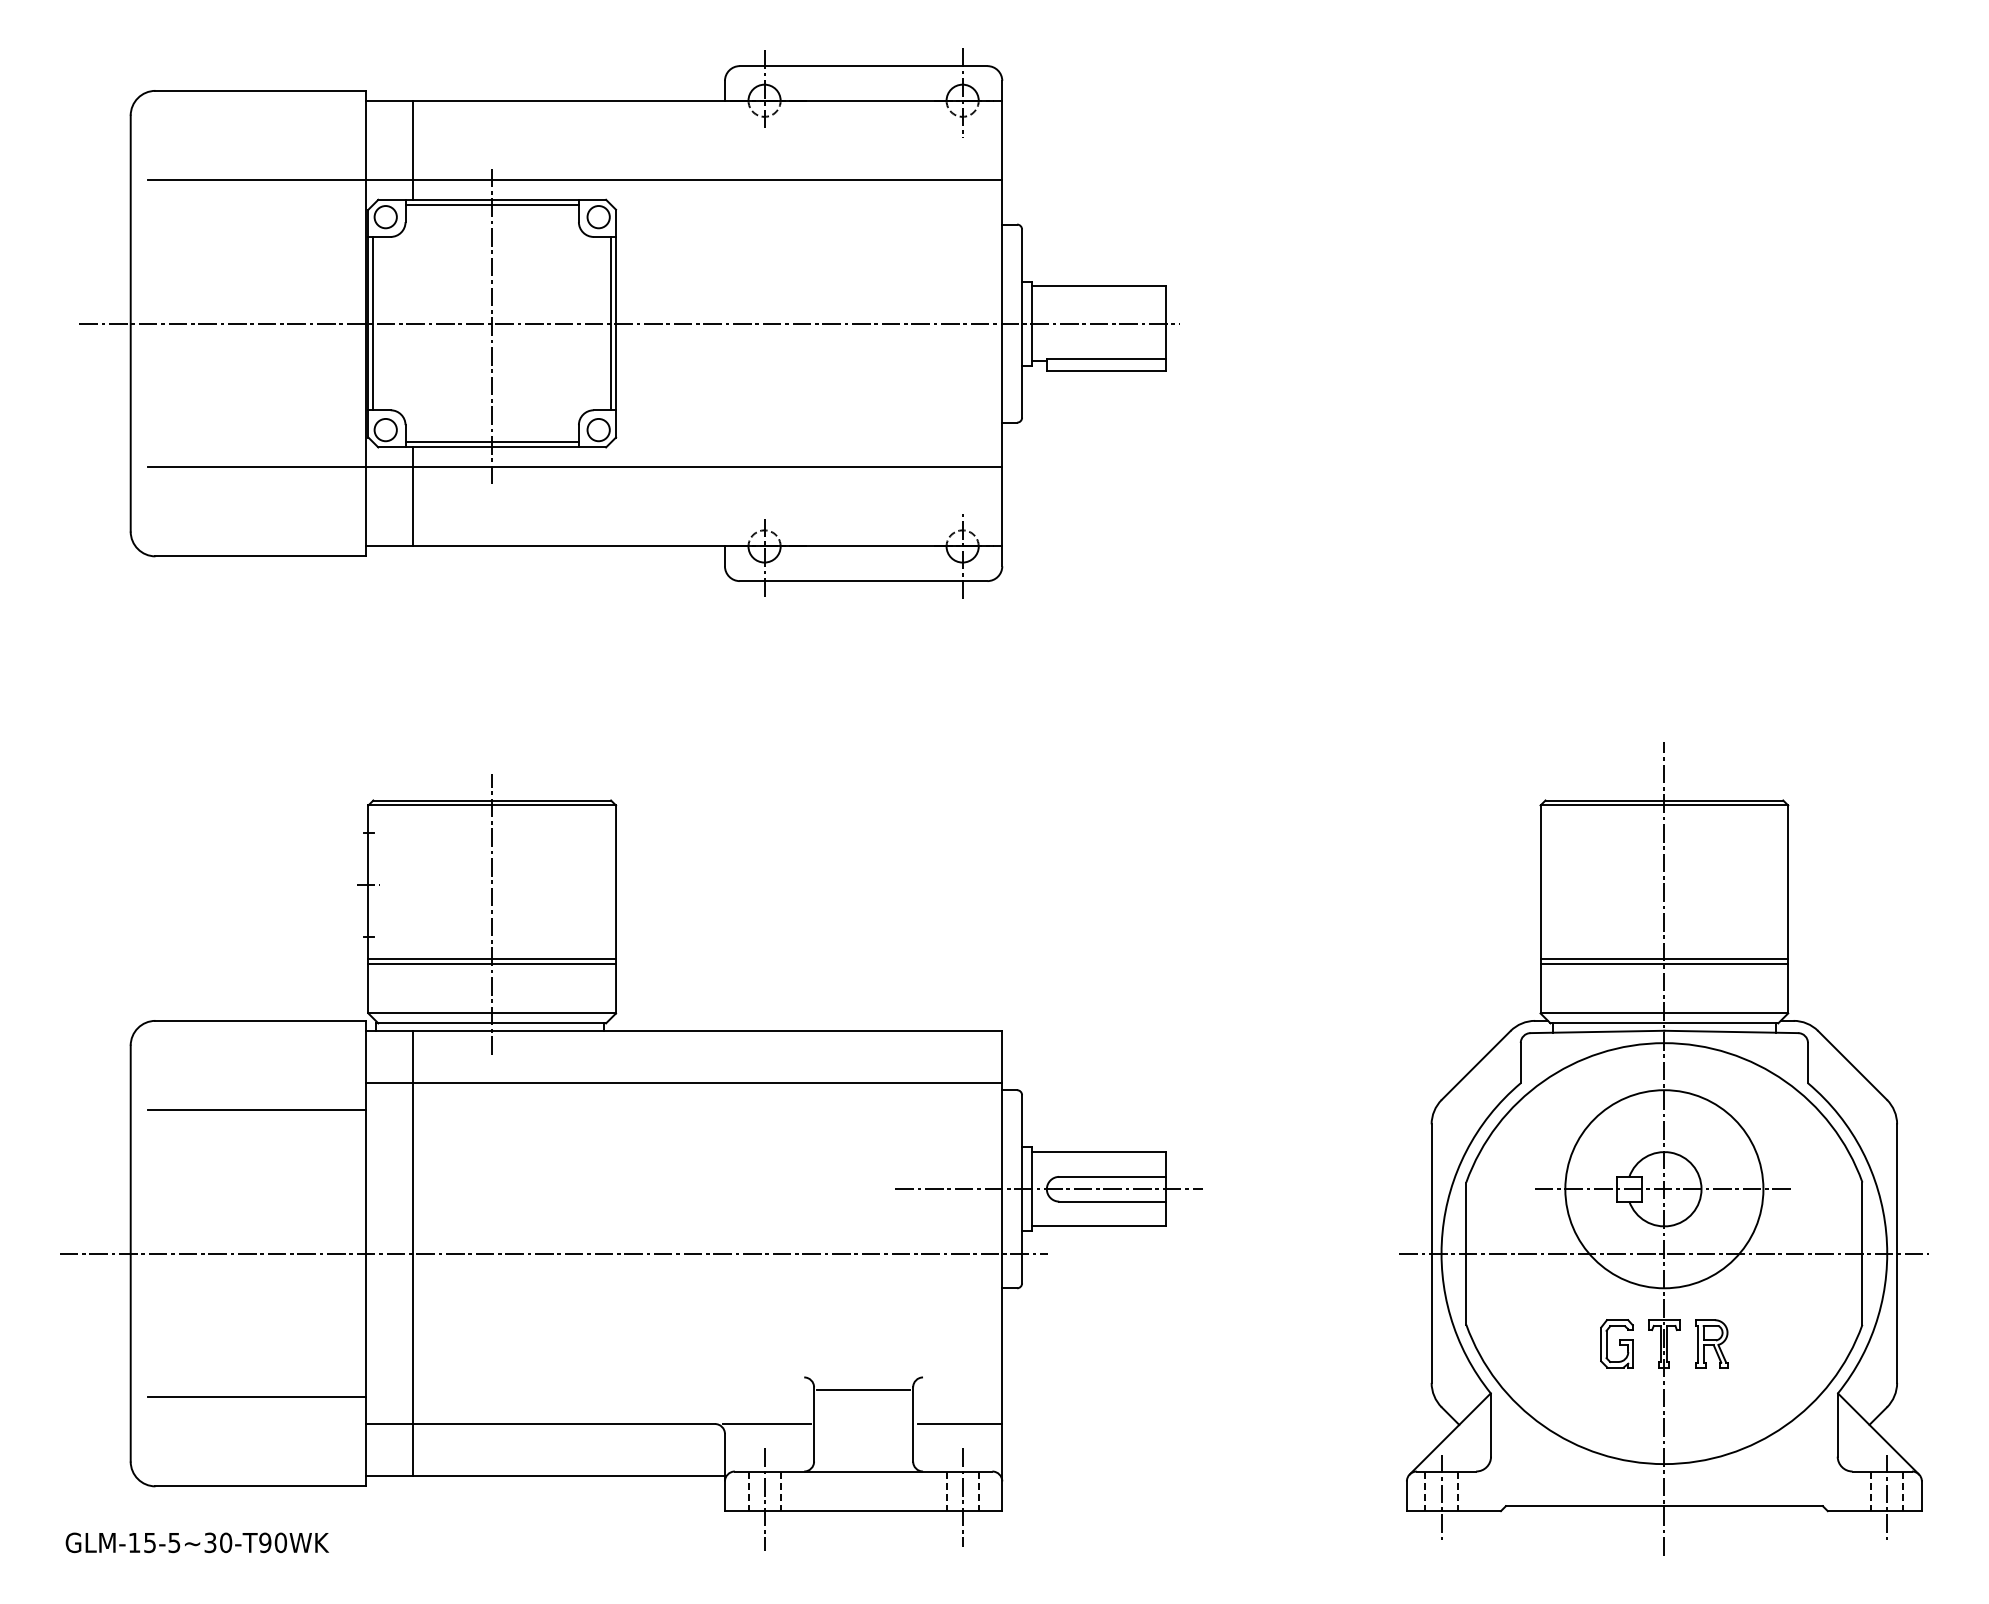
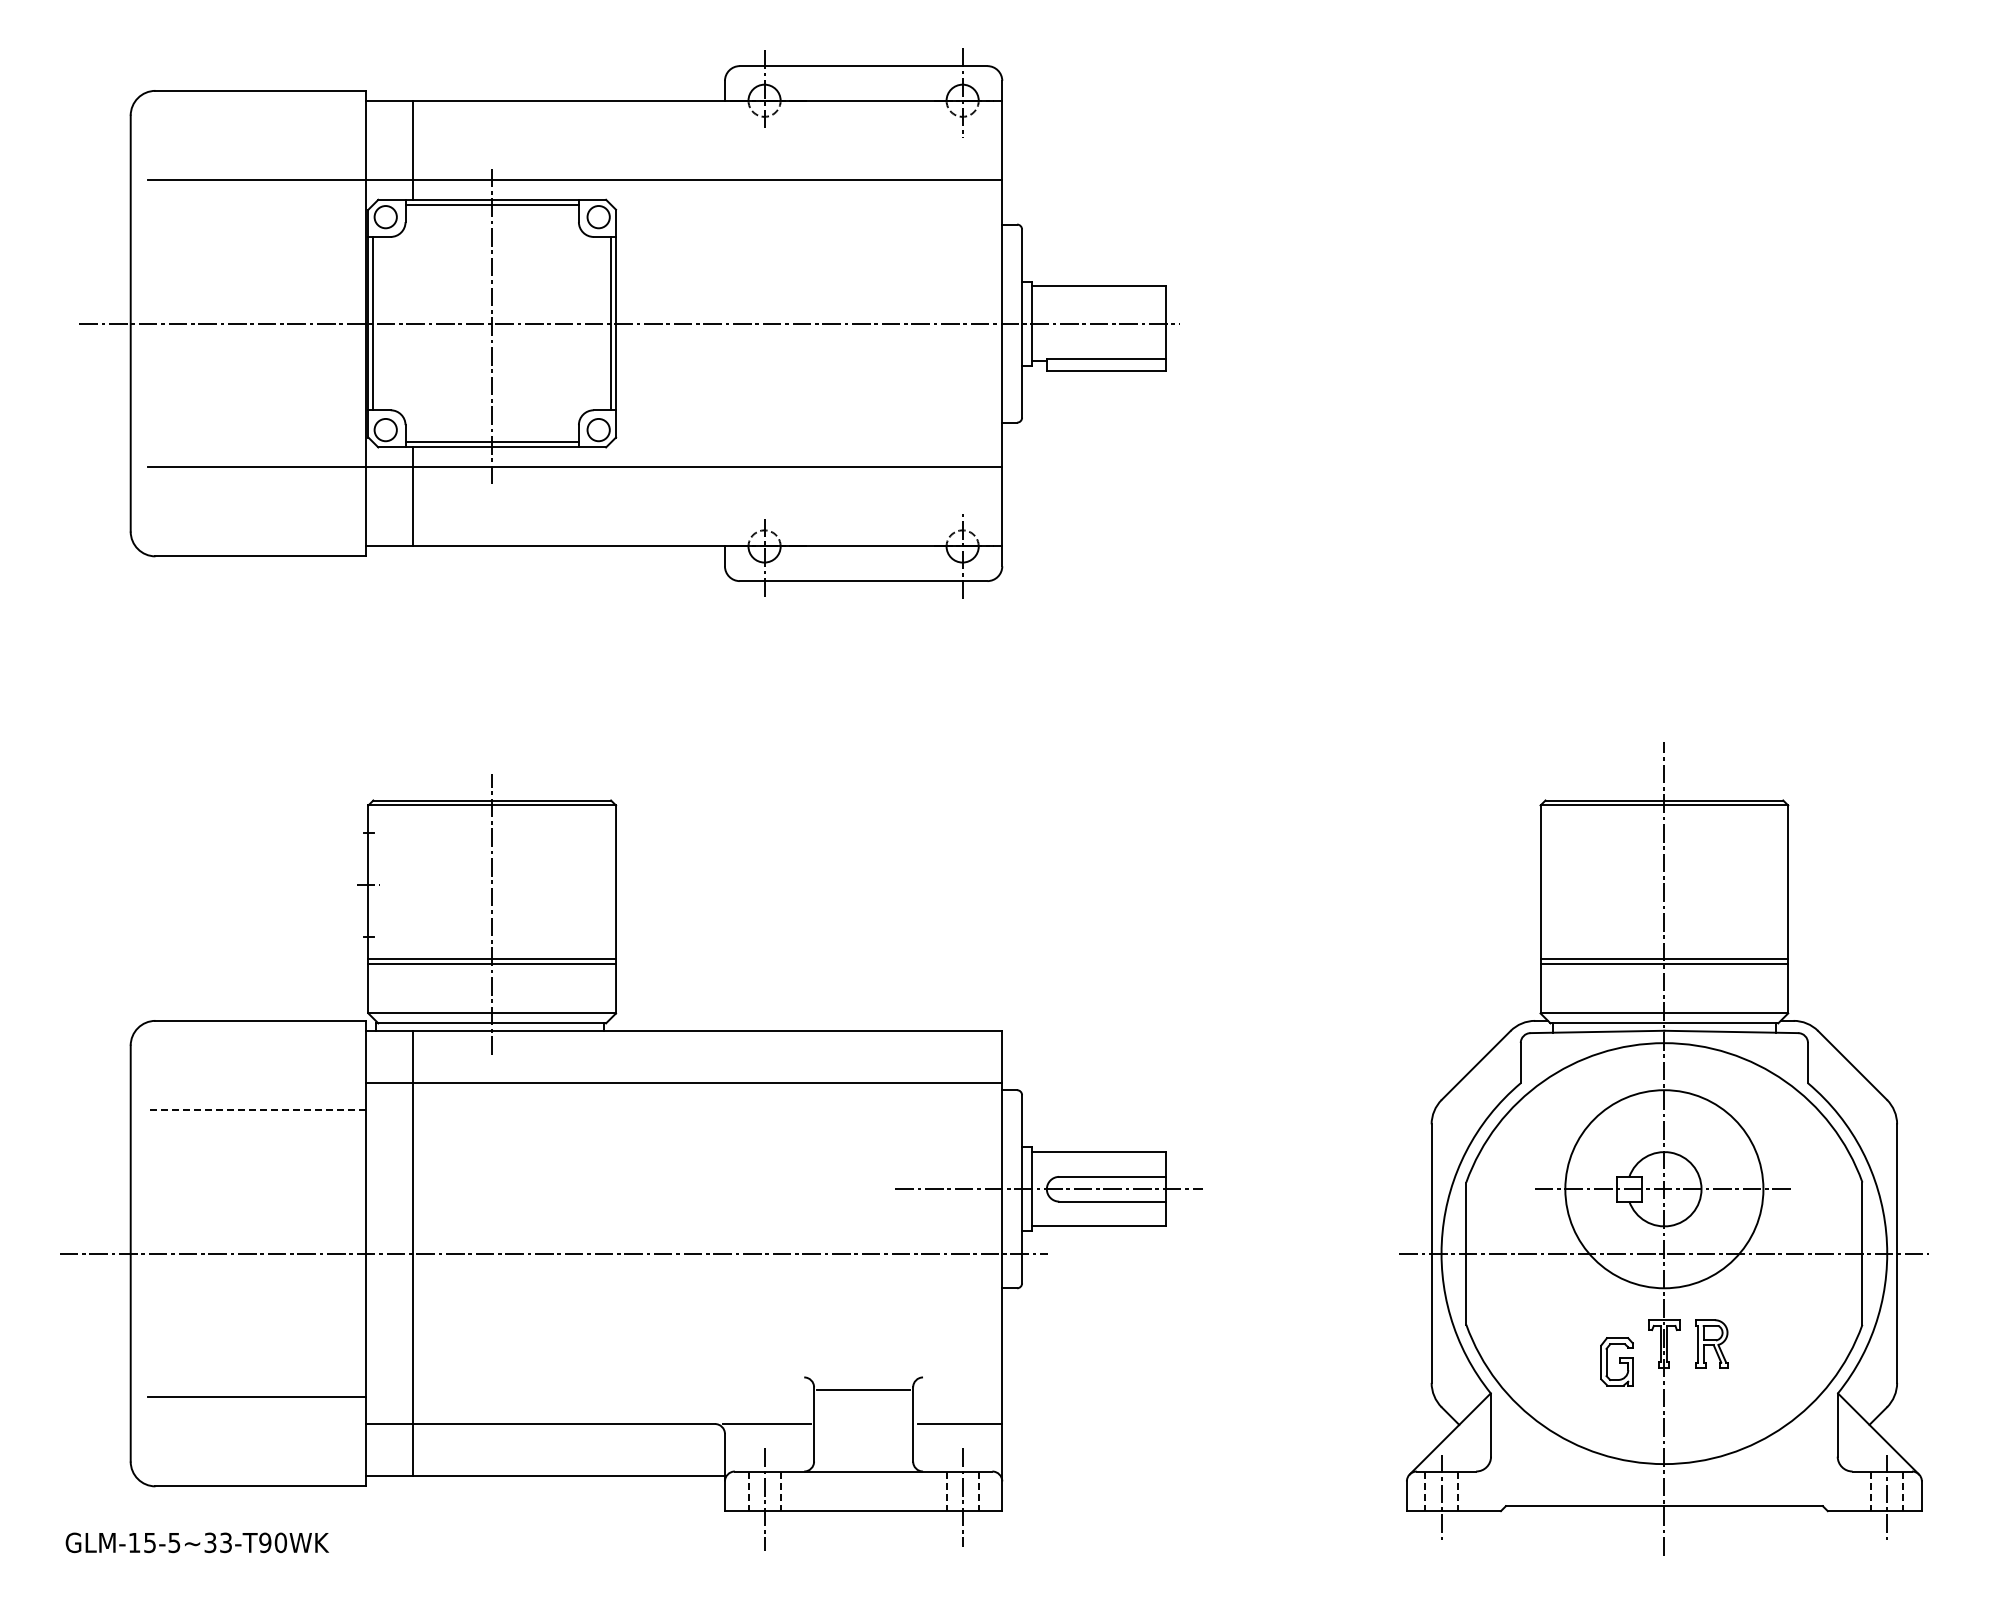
line: solid -> dashed (257, 1110)
part position: (1616, 1343) -> (1616, 1361) (1616, 1361)
text: GLM-15-5~30-T90WK -> GLM-15-5~33-T90WK (226, 1542)
